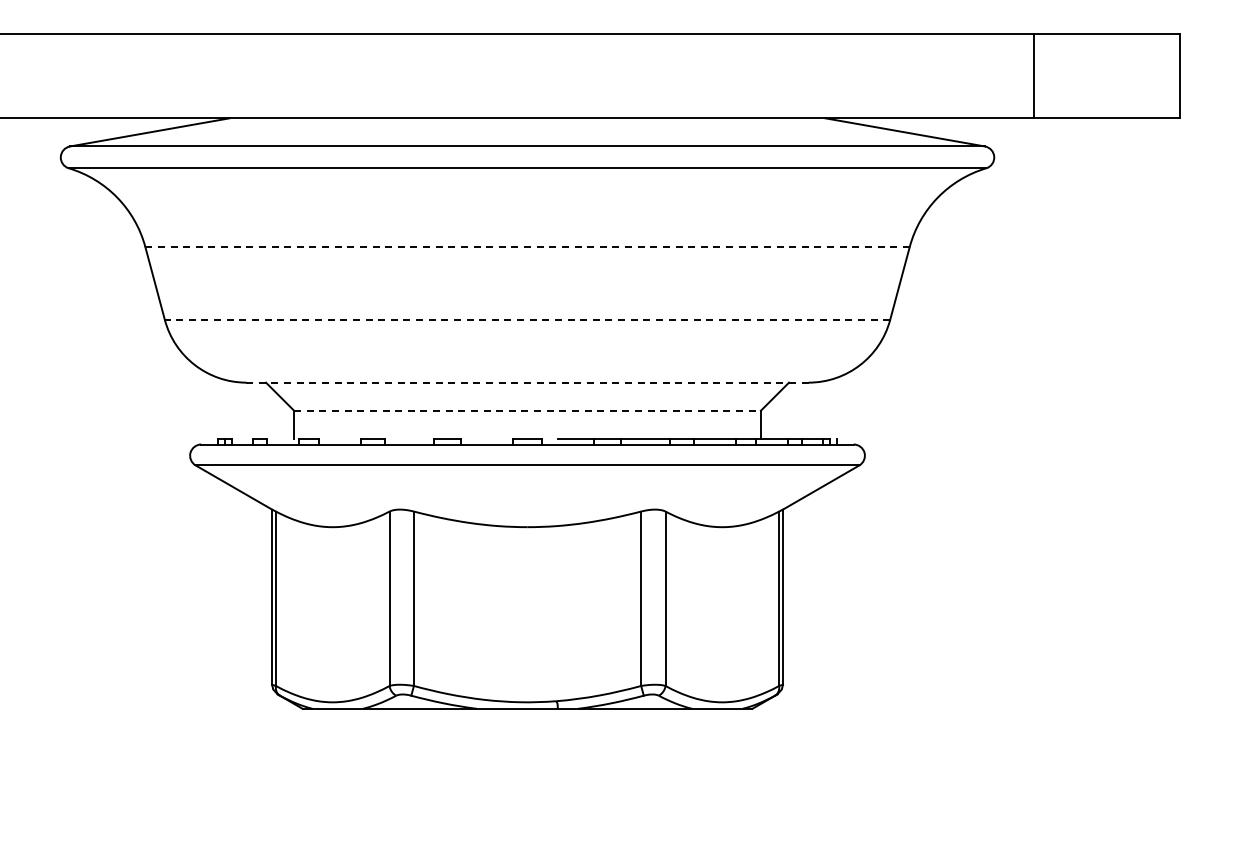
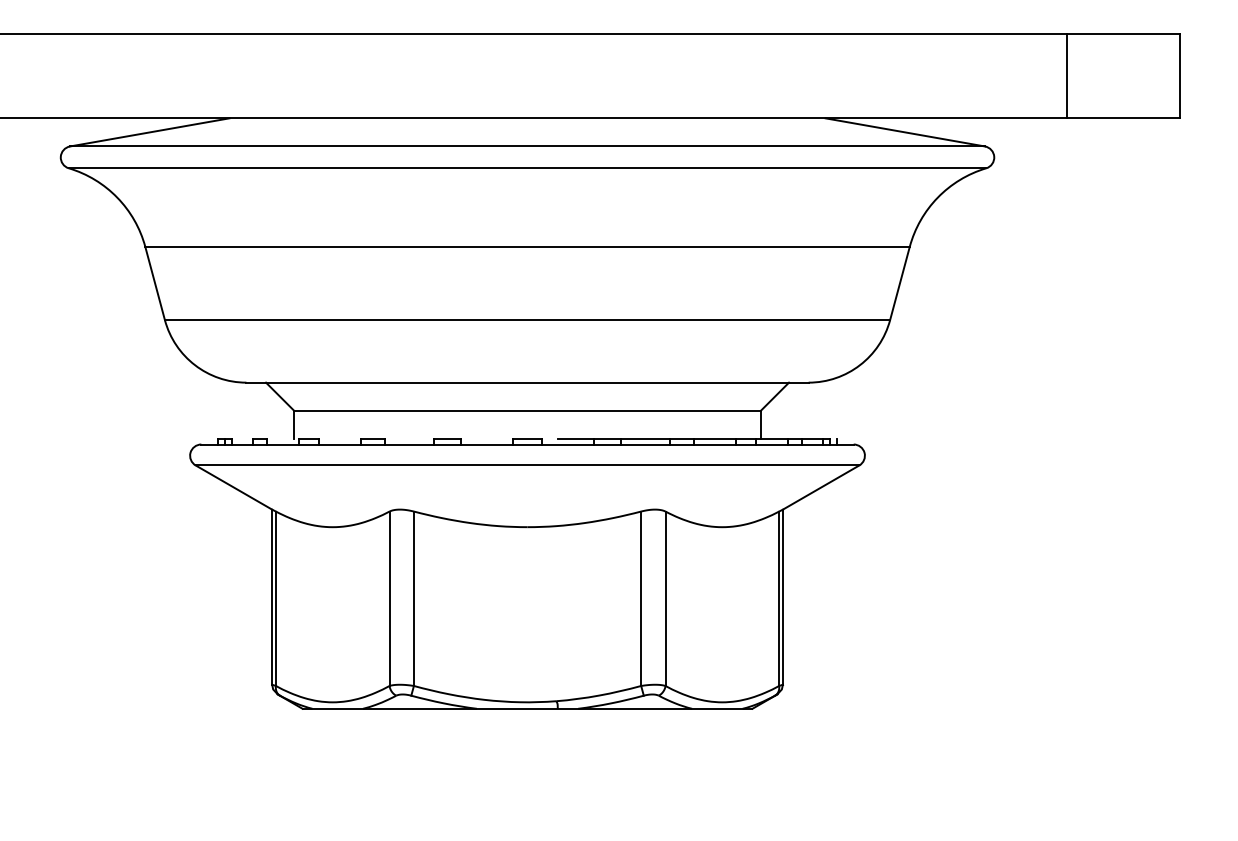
line position: (1034, 76) -> (1067, 76) (1067, 76)
line: dashed -> solid (528, 247)
line: dashed -> solid (527, 320)
line: dashed -> solid (527, 382)
line: dashed -> solid (528, 410)
